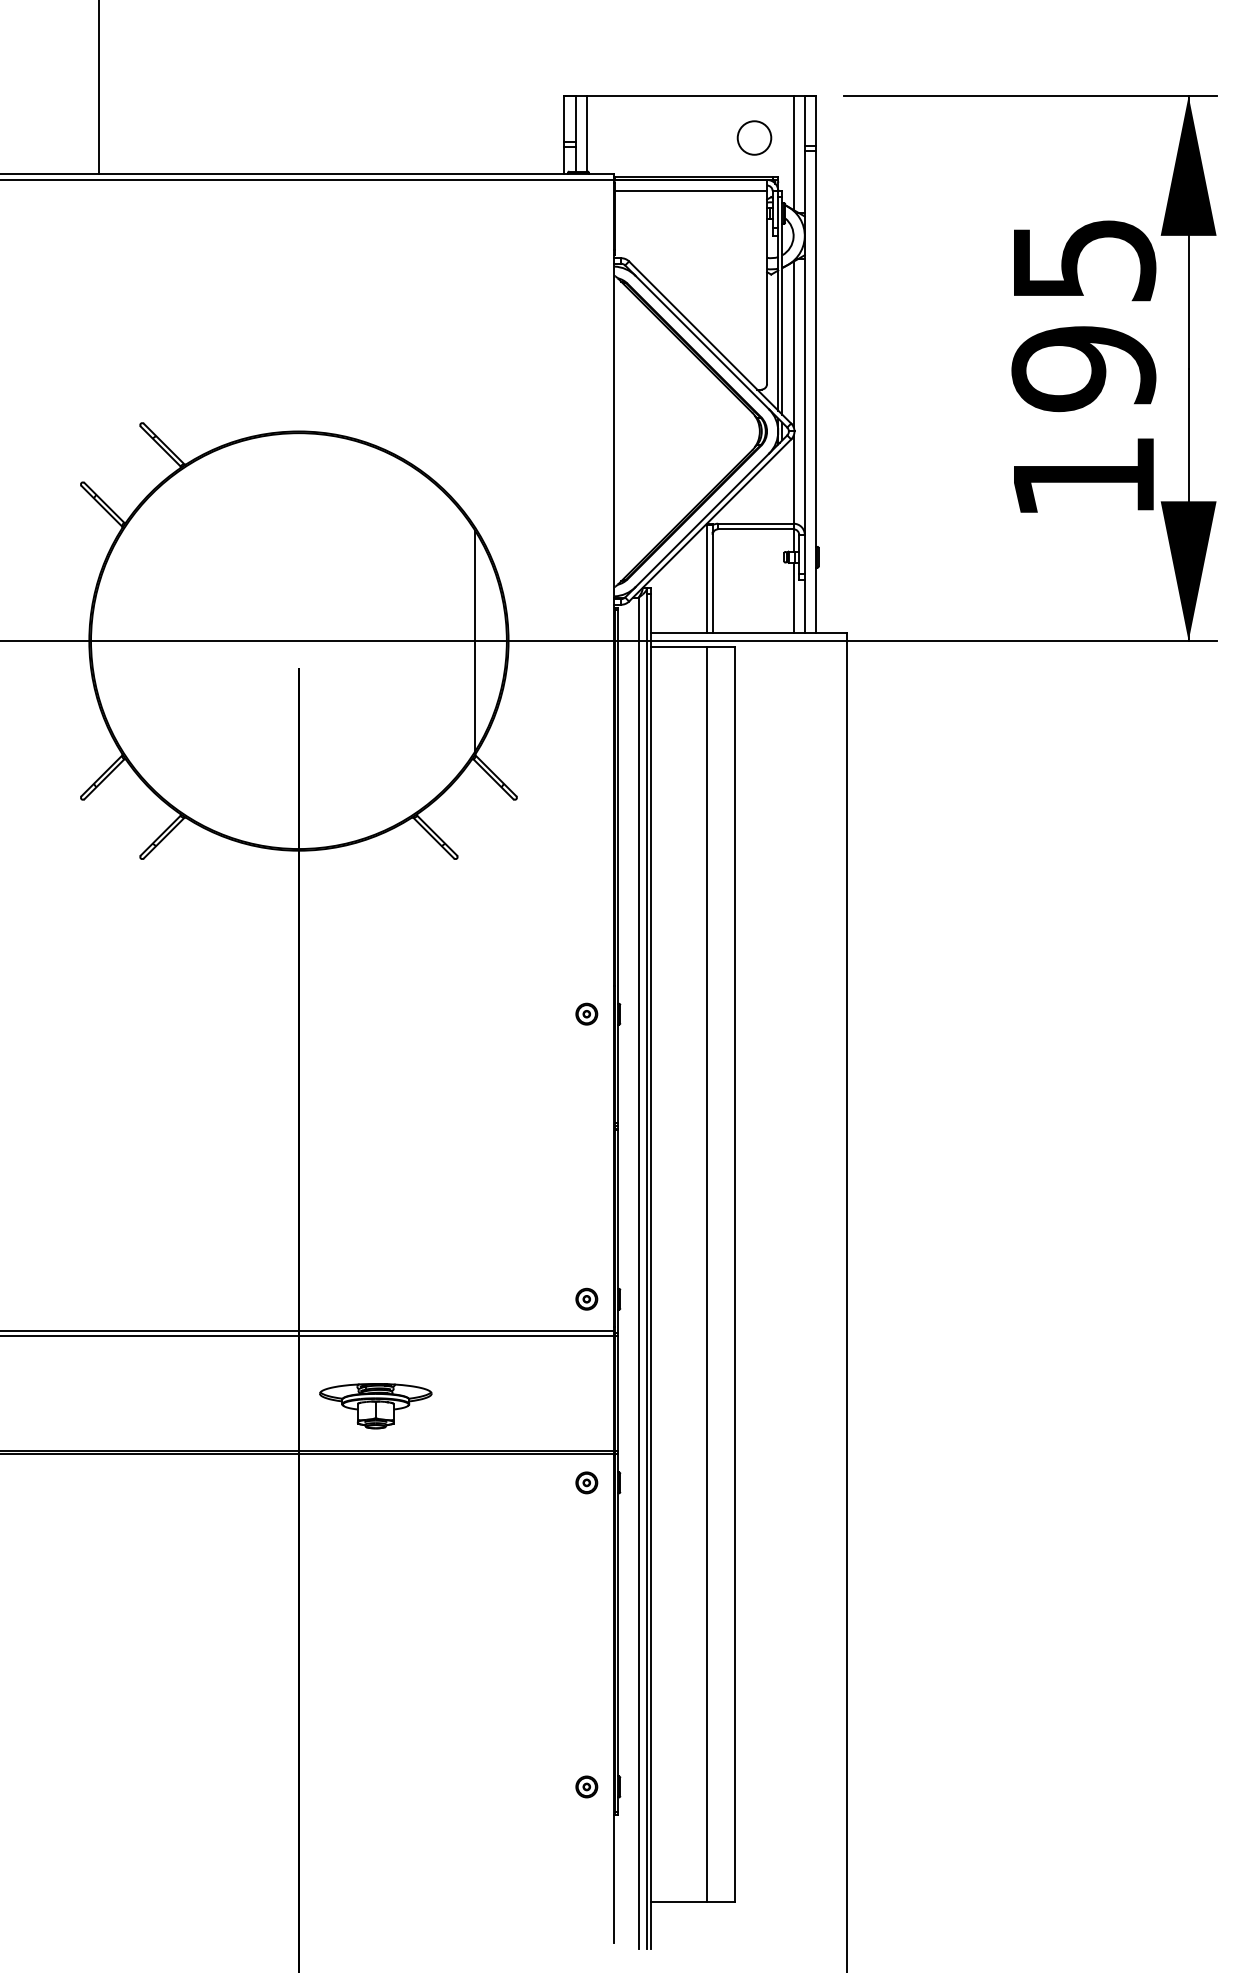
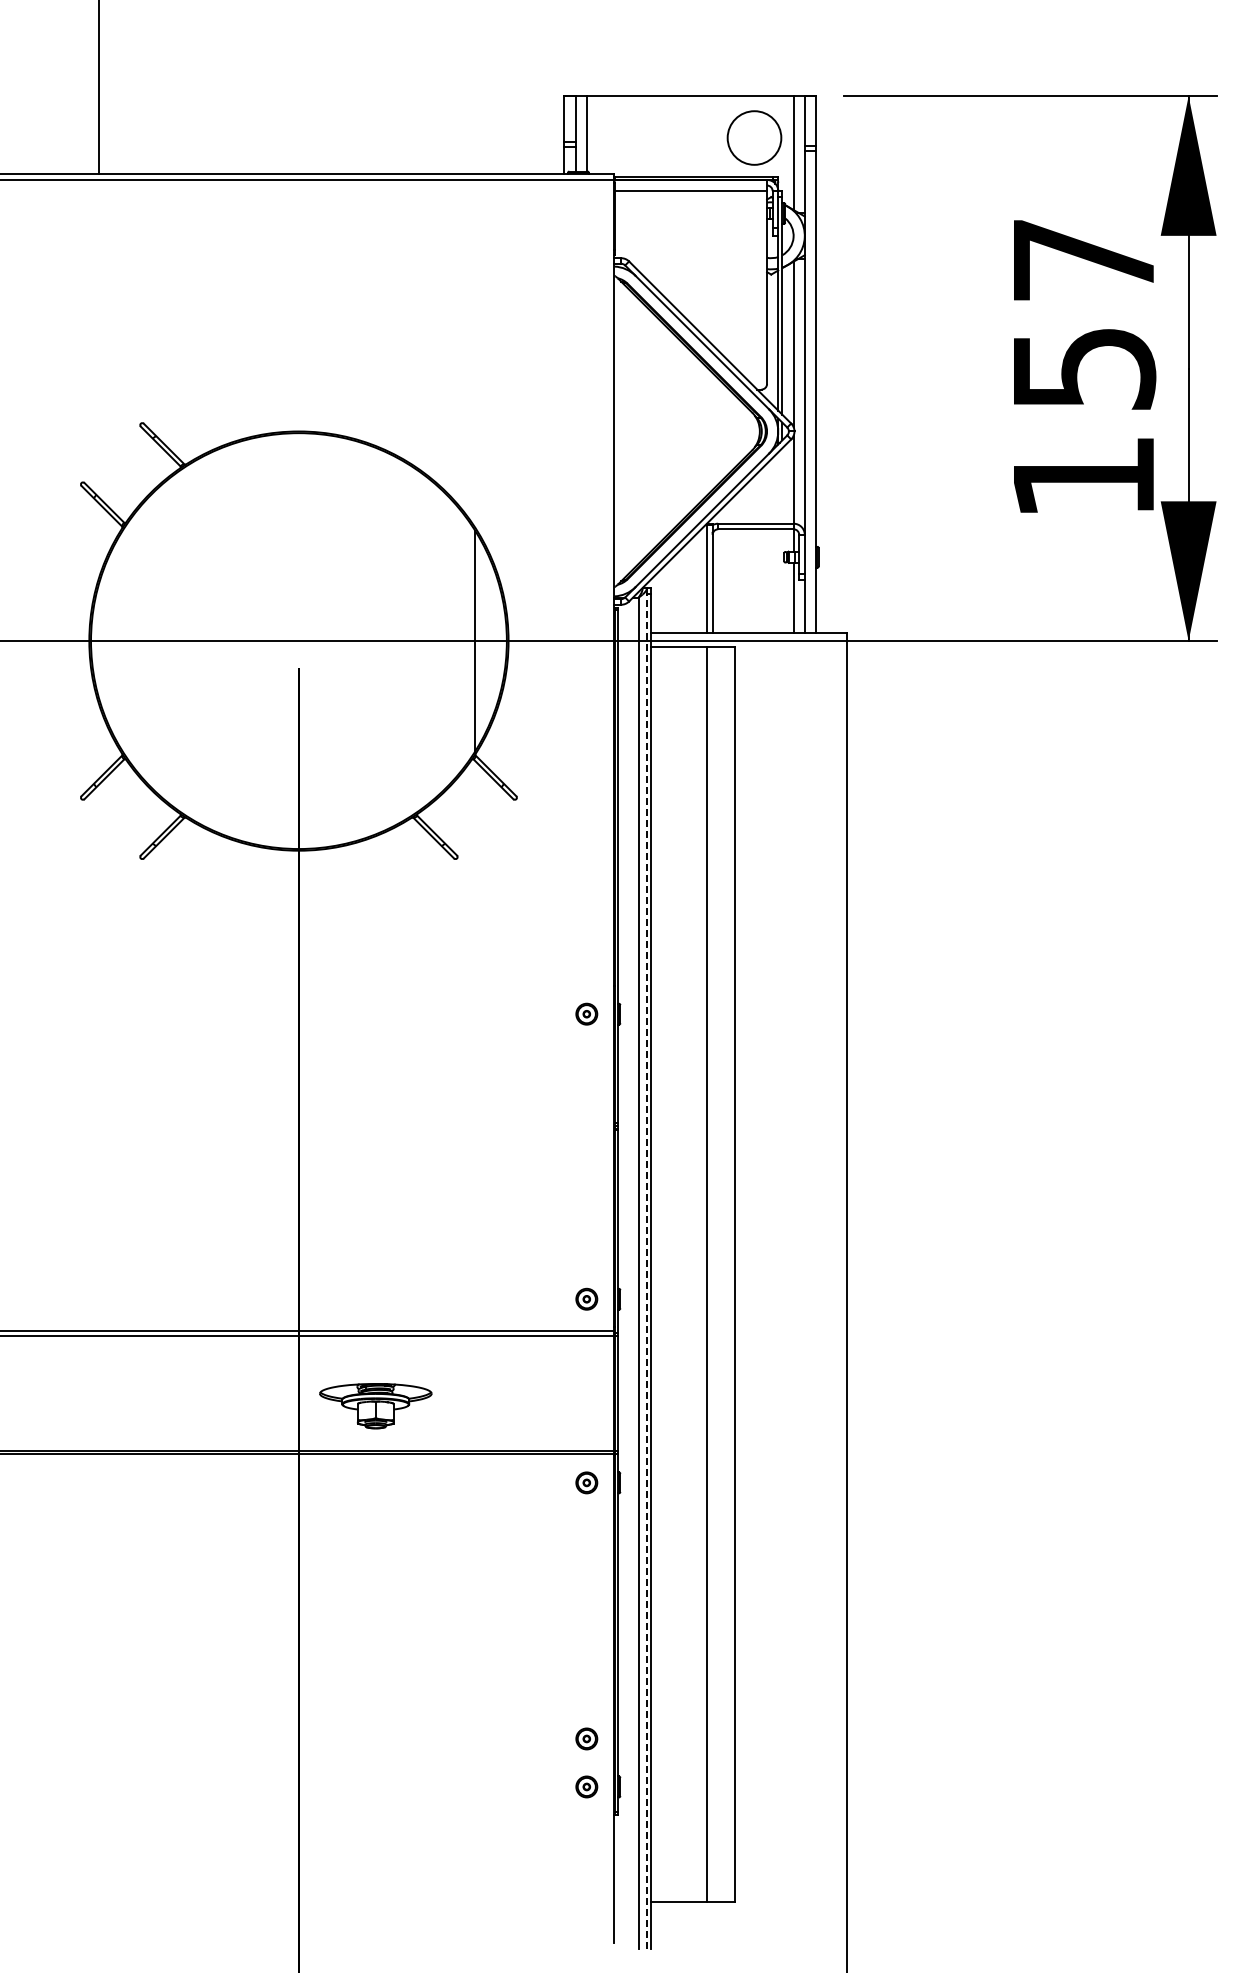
circle diameter: 34 px -> 54 px (754, 137)
text: 195 -> 157 (1083, 316)
line: solid -> dashed (646, 1268)
part: none -> present (586, 1738)
